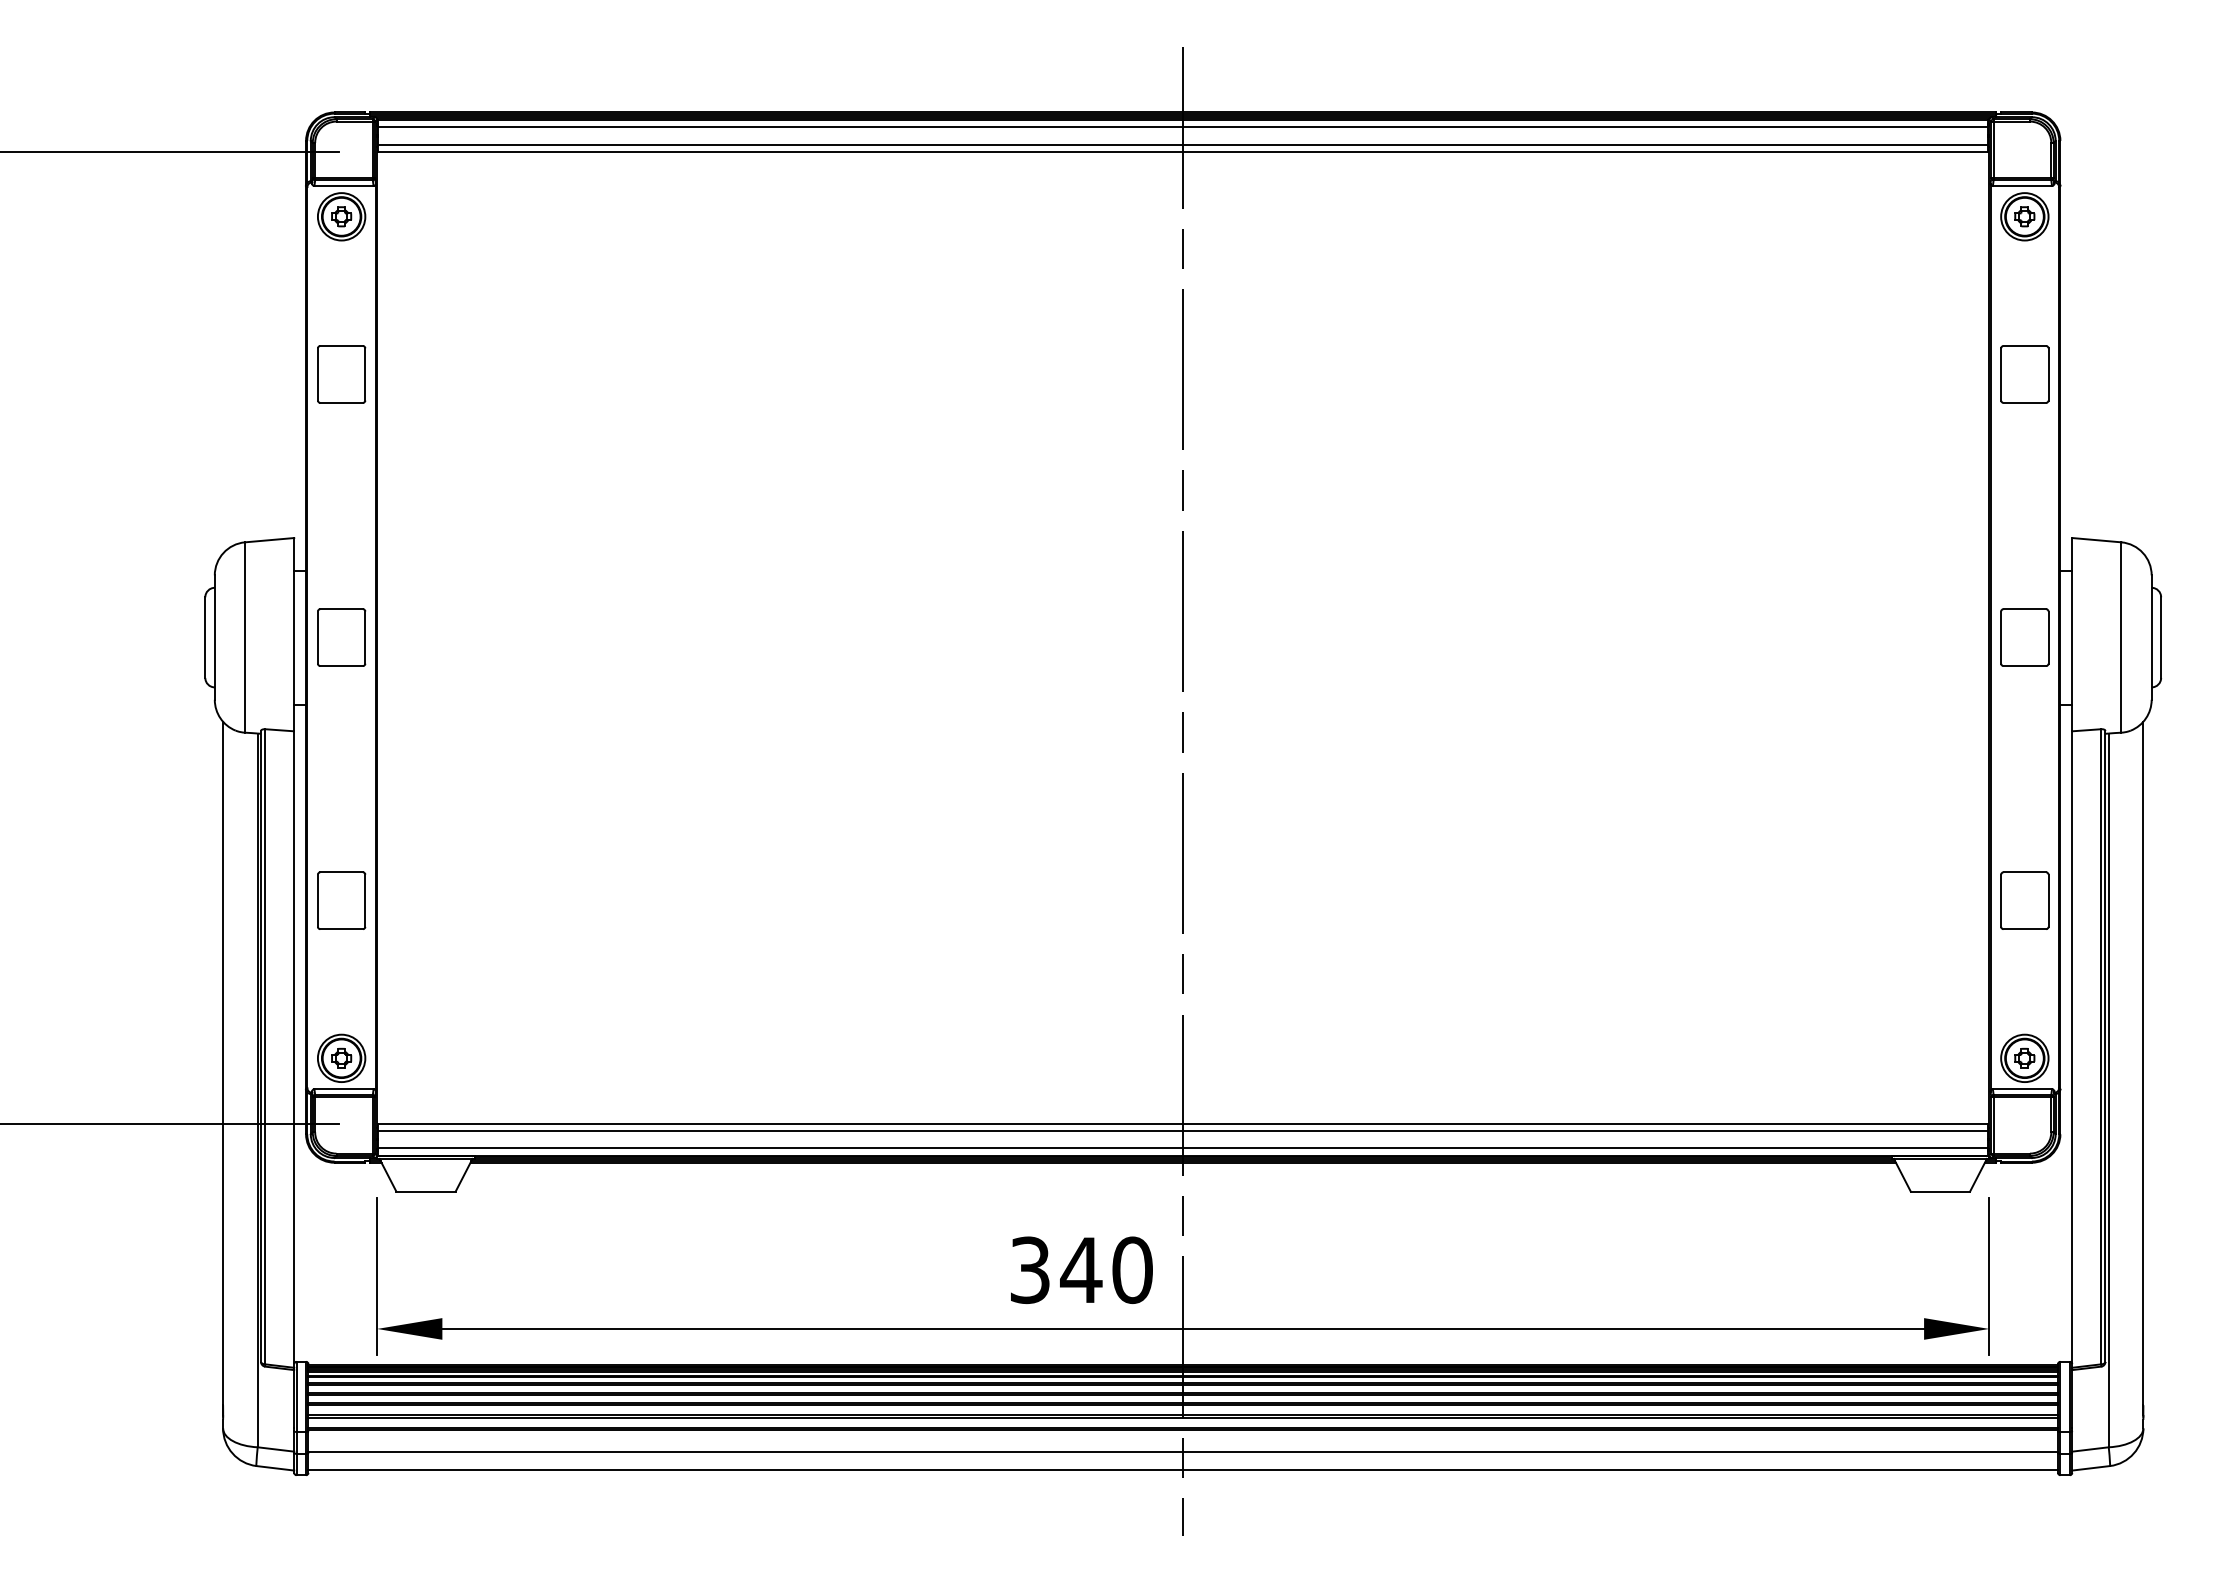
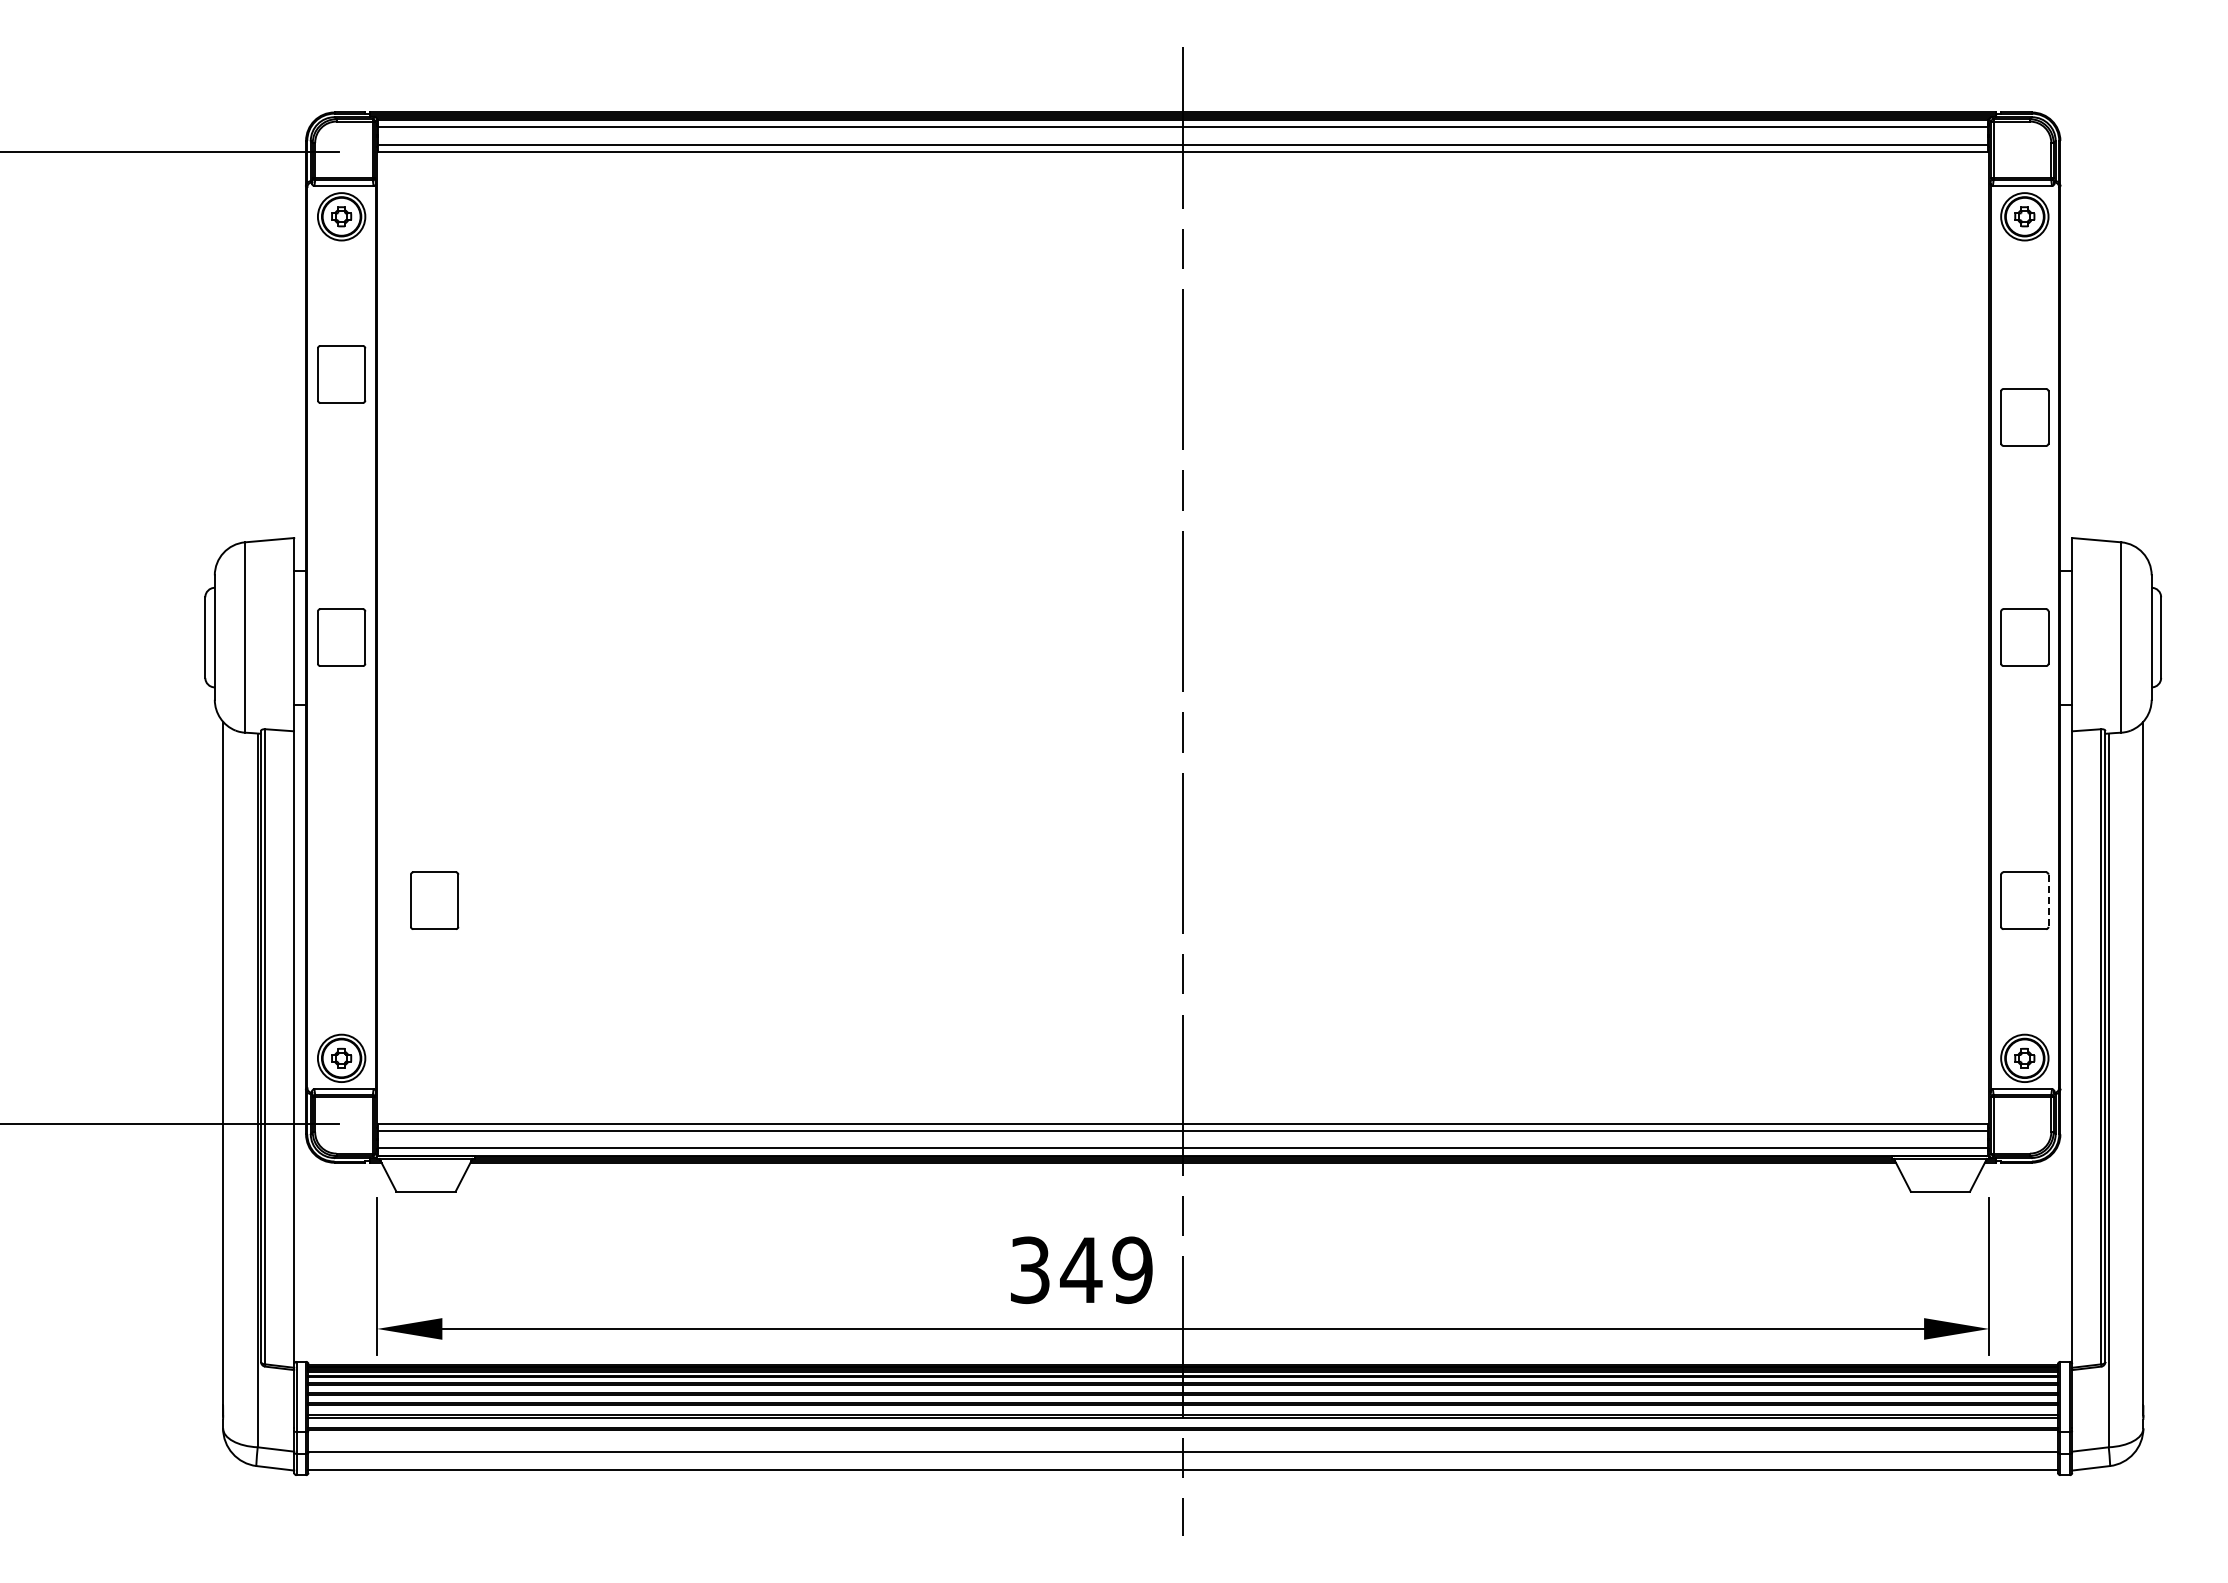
part position: (2024, 374) -> (2024, 417) (2024, 417)
part position: (341, 900) -> (434, 900) (434, 900)
line: solid -> dashed (2048, 901)
text: 340 -> 349 (1132, 1270)
